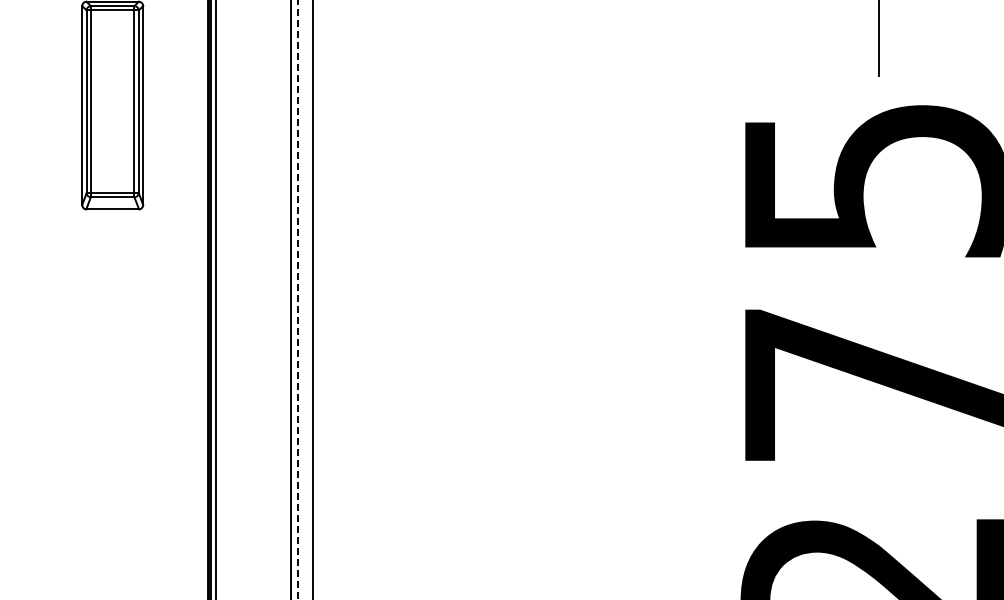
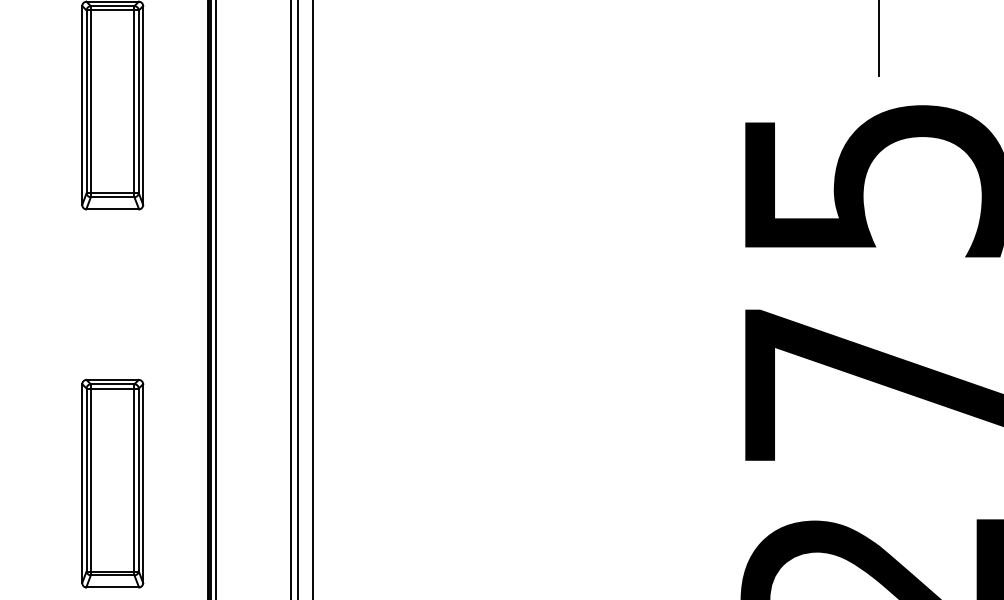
line: dashed -> solid (297, 299)
part: none -> present (112, 483)
